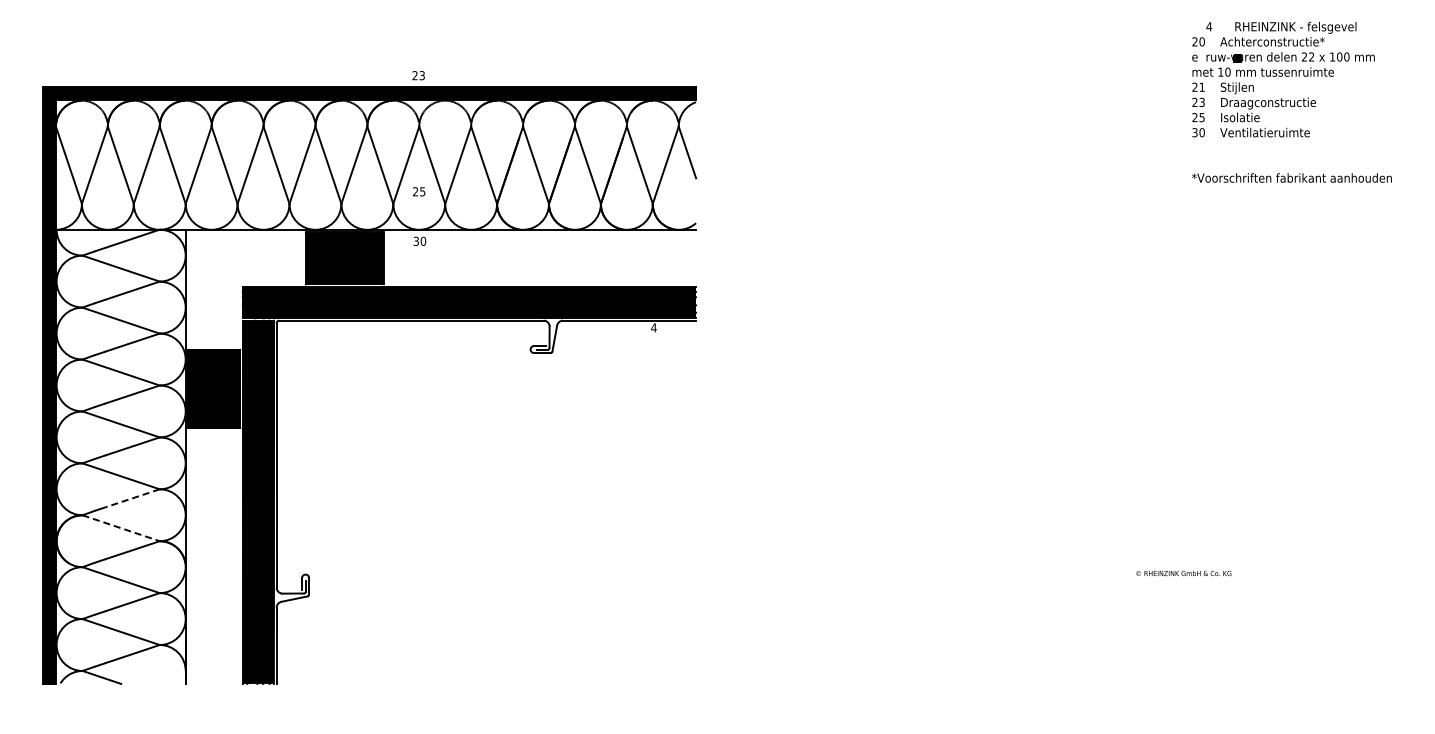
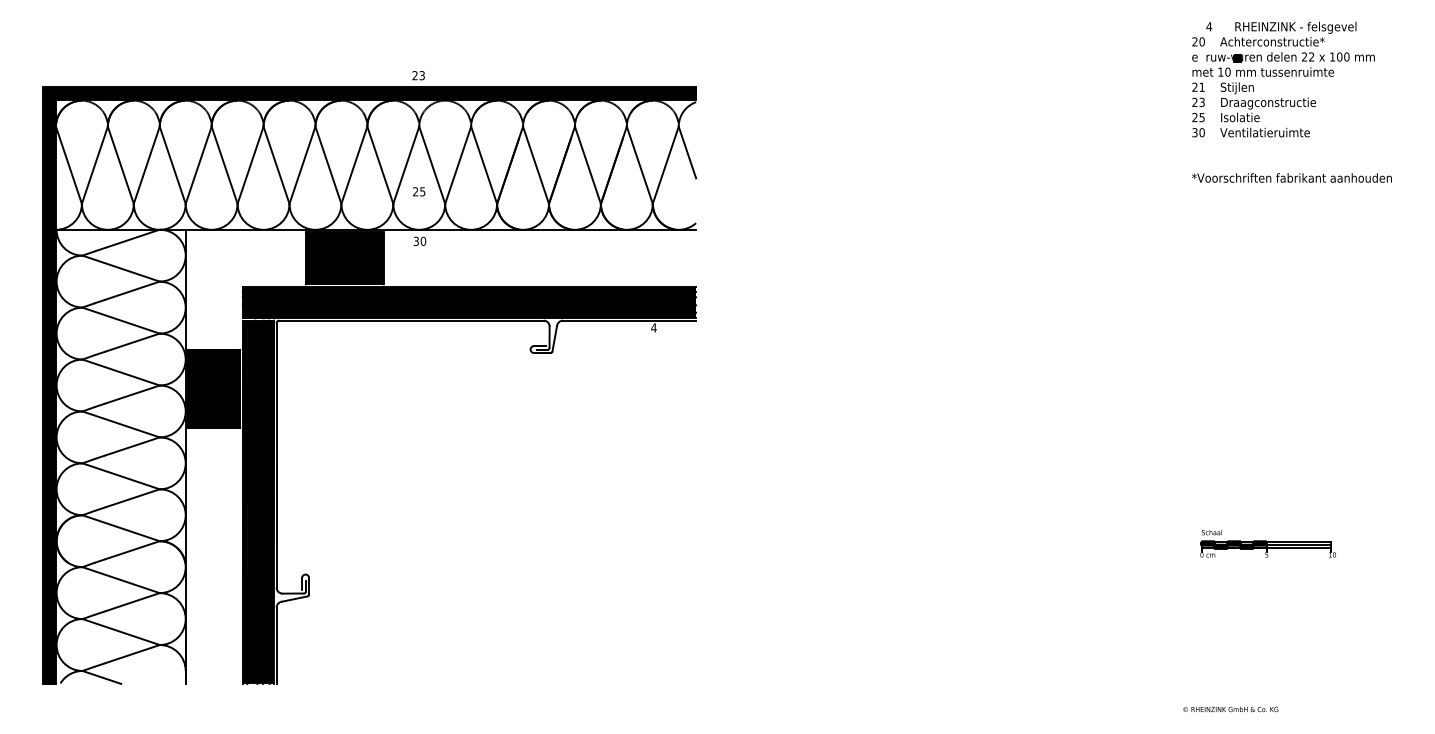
line: dashed -> solid (132, 498)
line: dashed -> solid (121, 528)
part: none -> present (1267, 543)
text position: (1183, 573) -> (1230, 709) (1230, 709)
